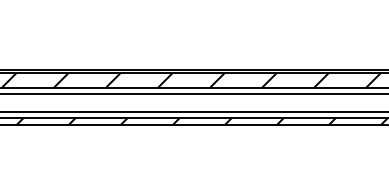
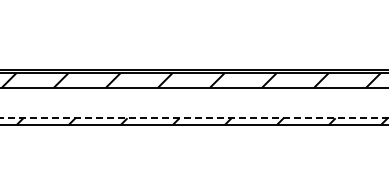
line: present -> none (193, 93)
line: present -> none (193, 112)
line: solid -> dashed (194, 118)
